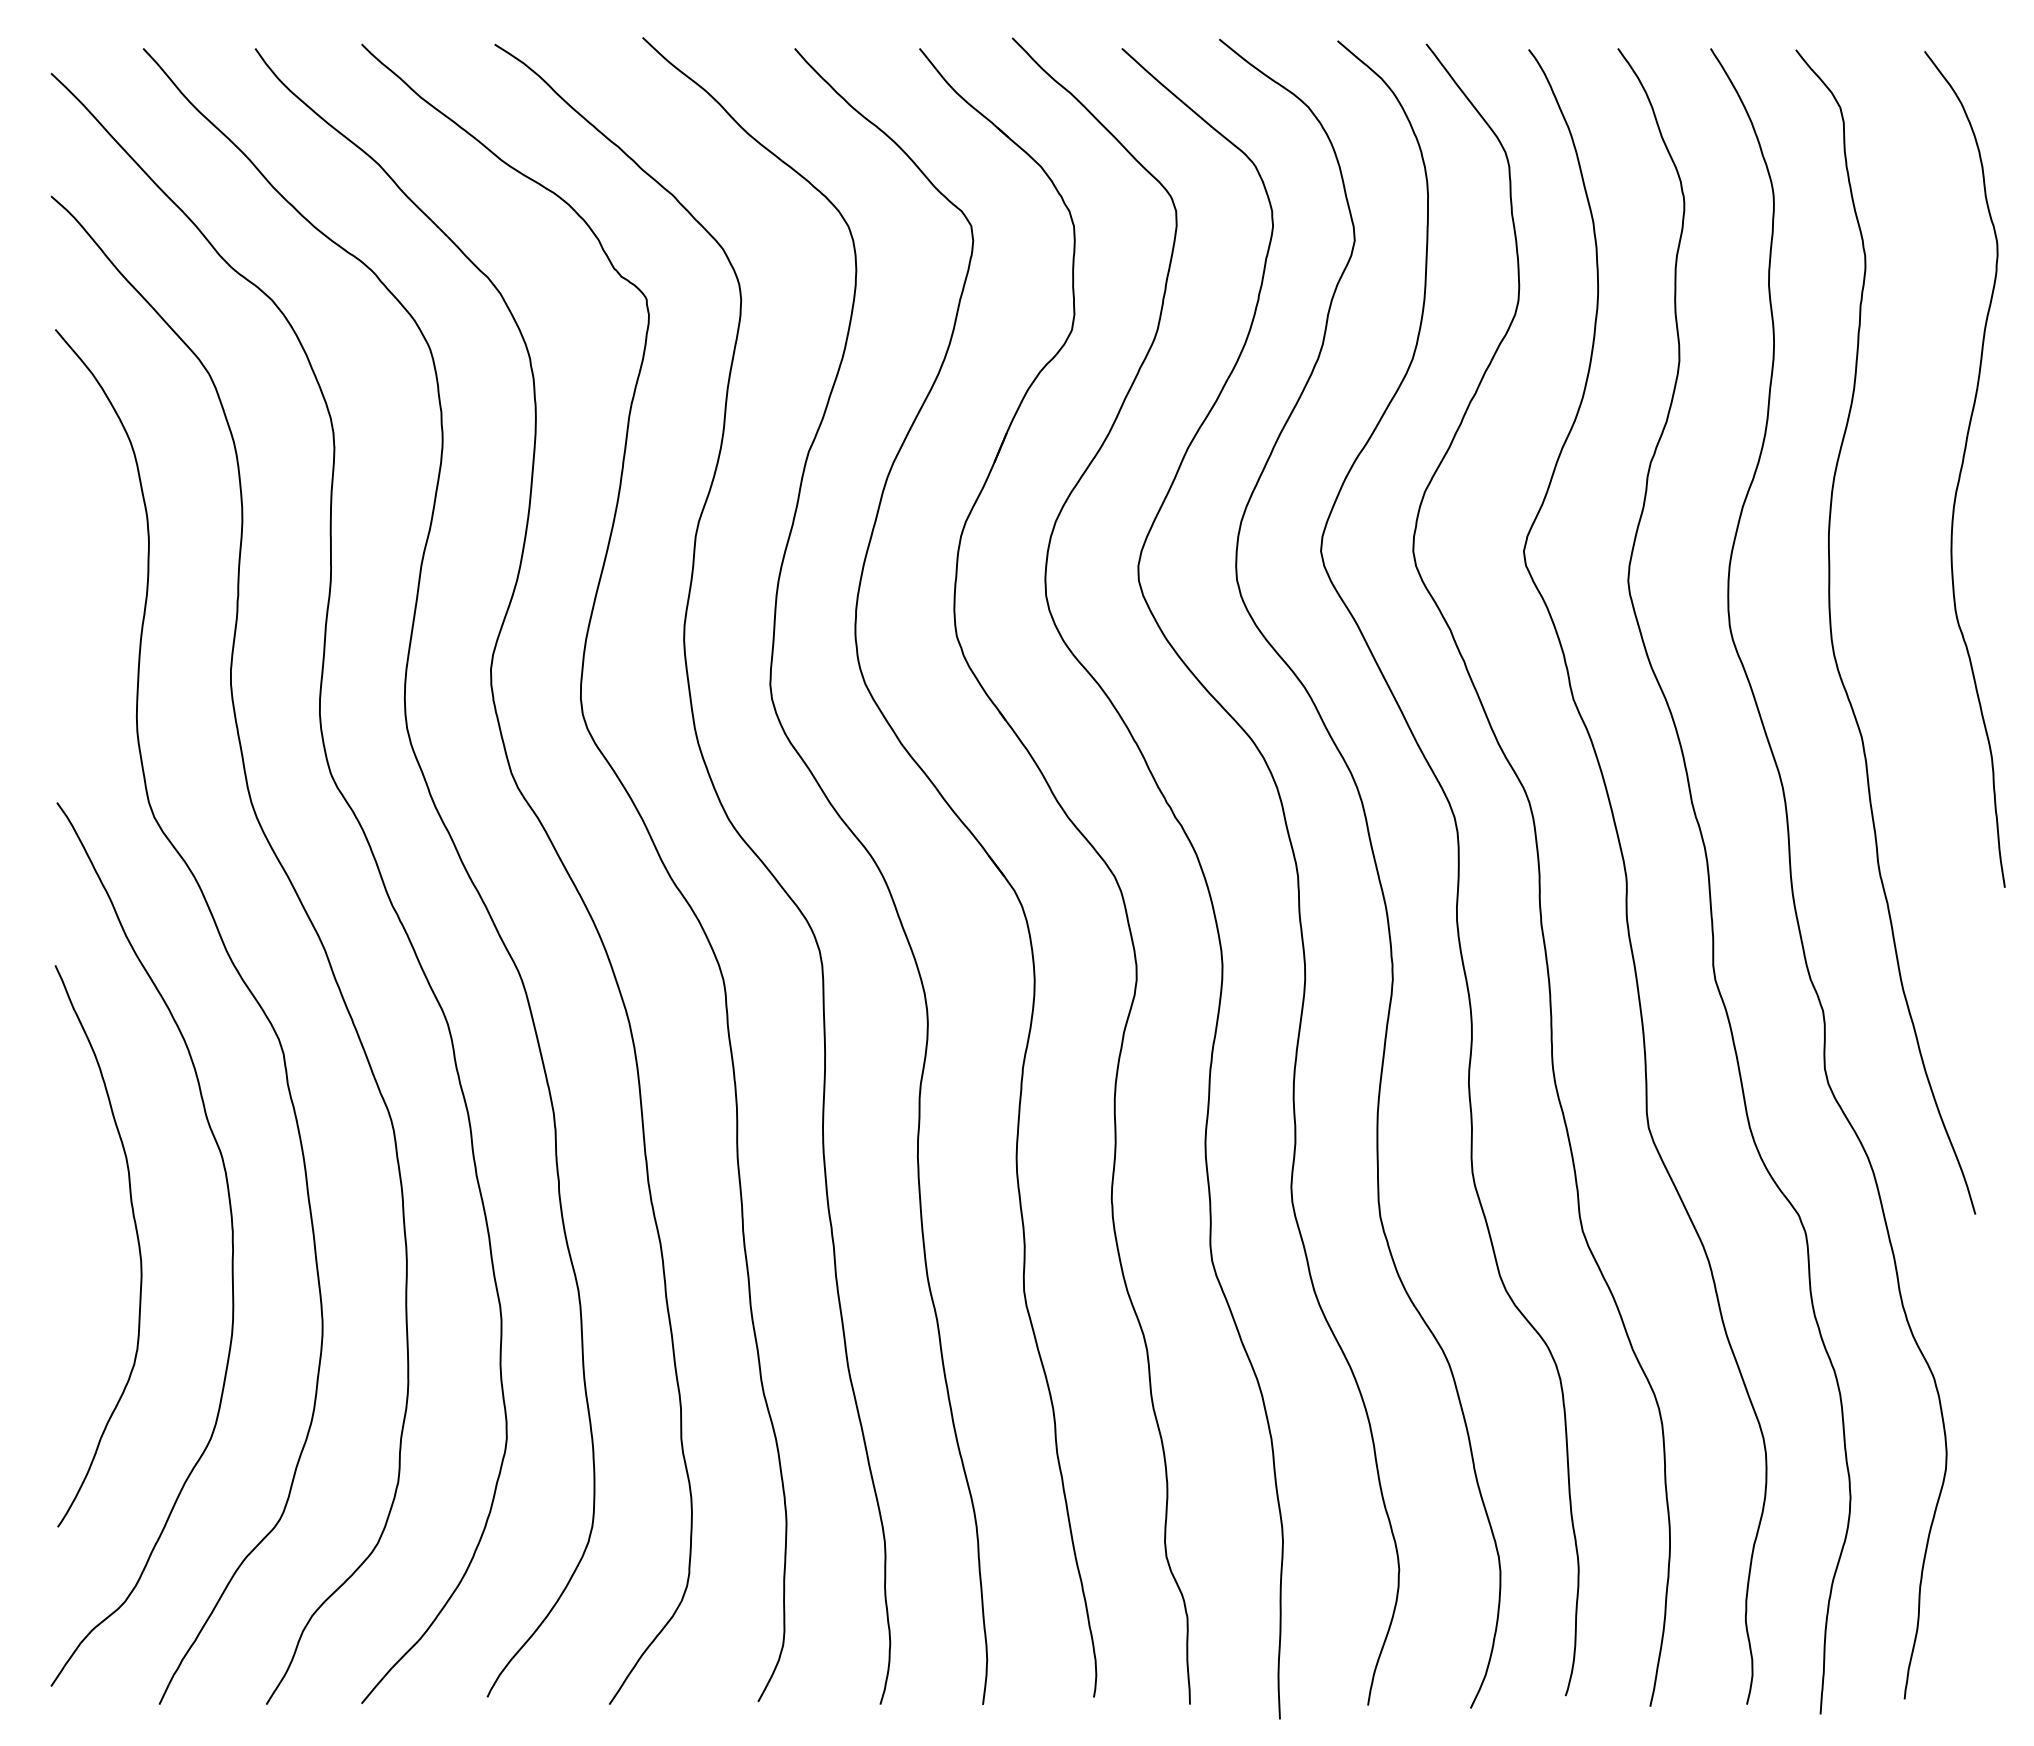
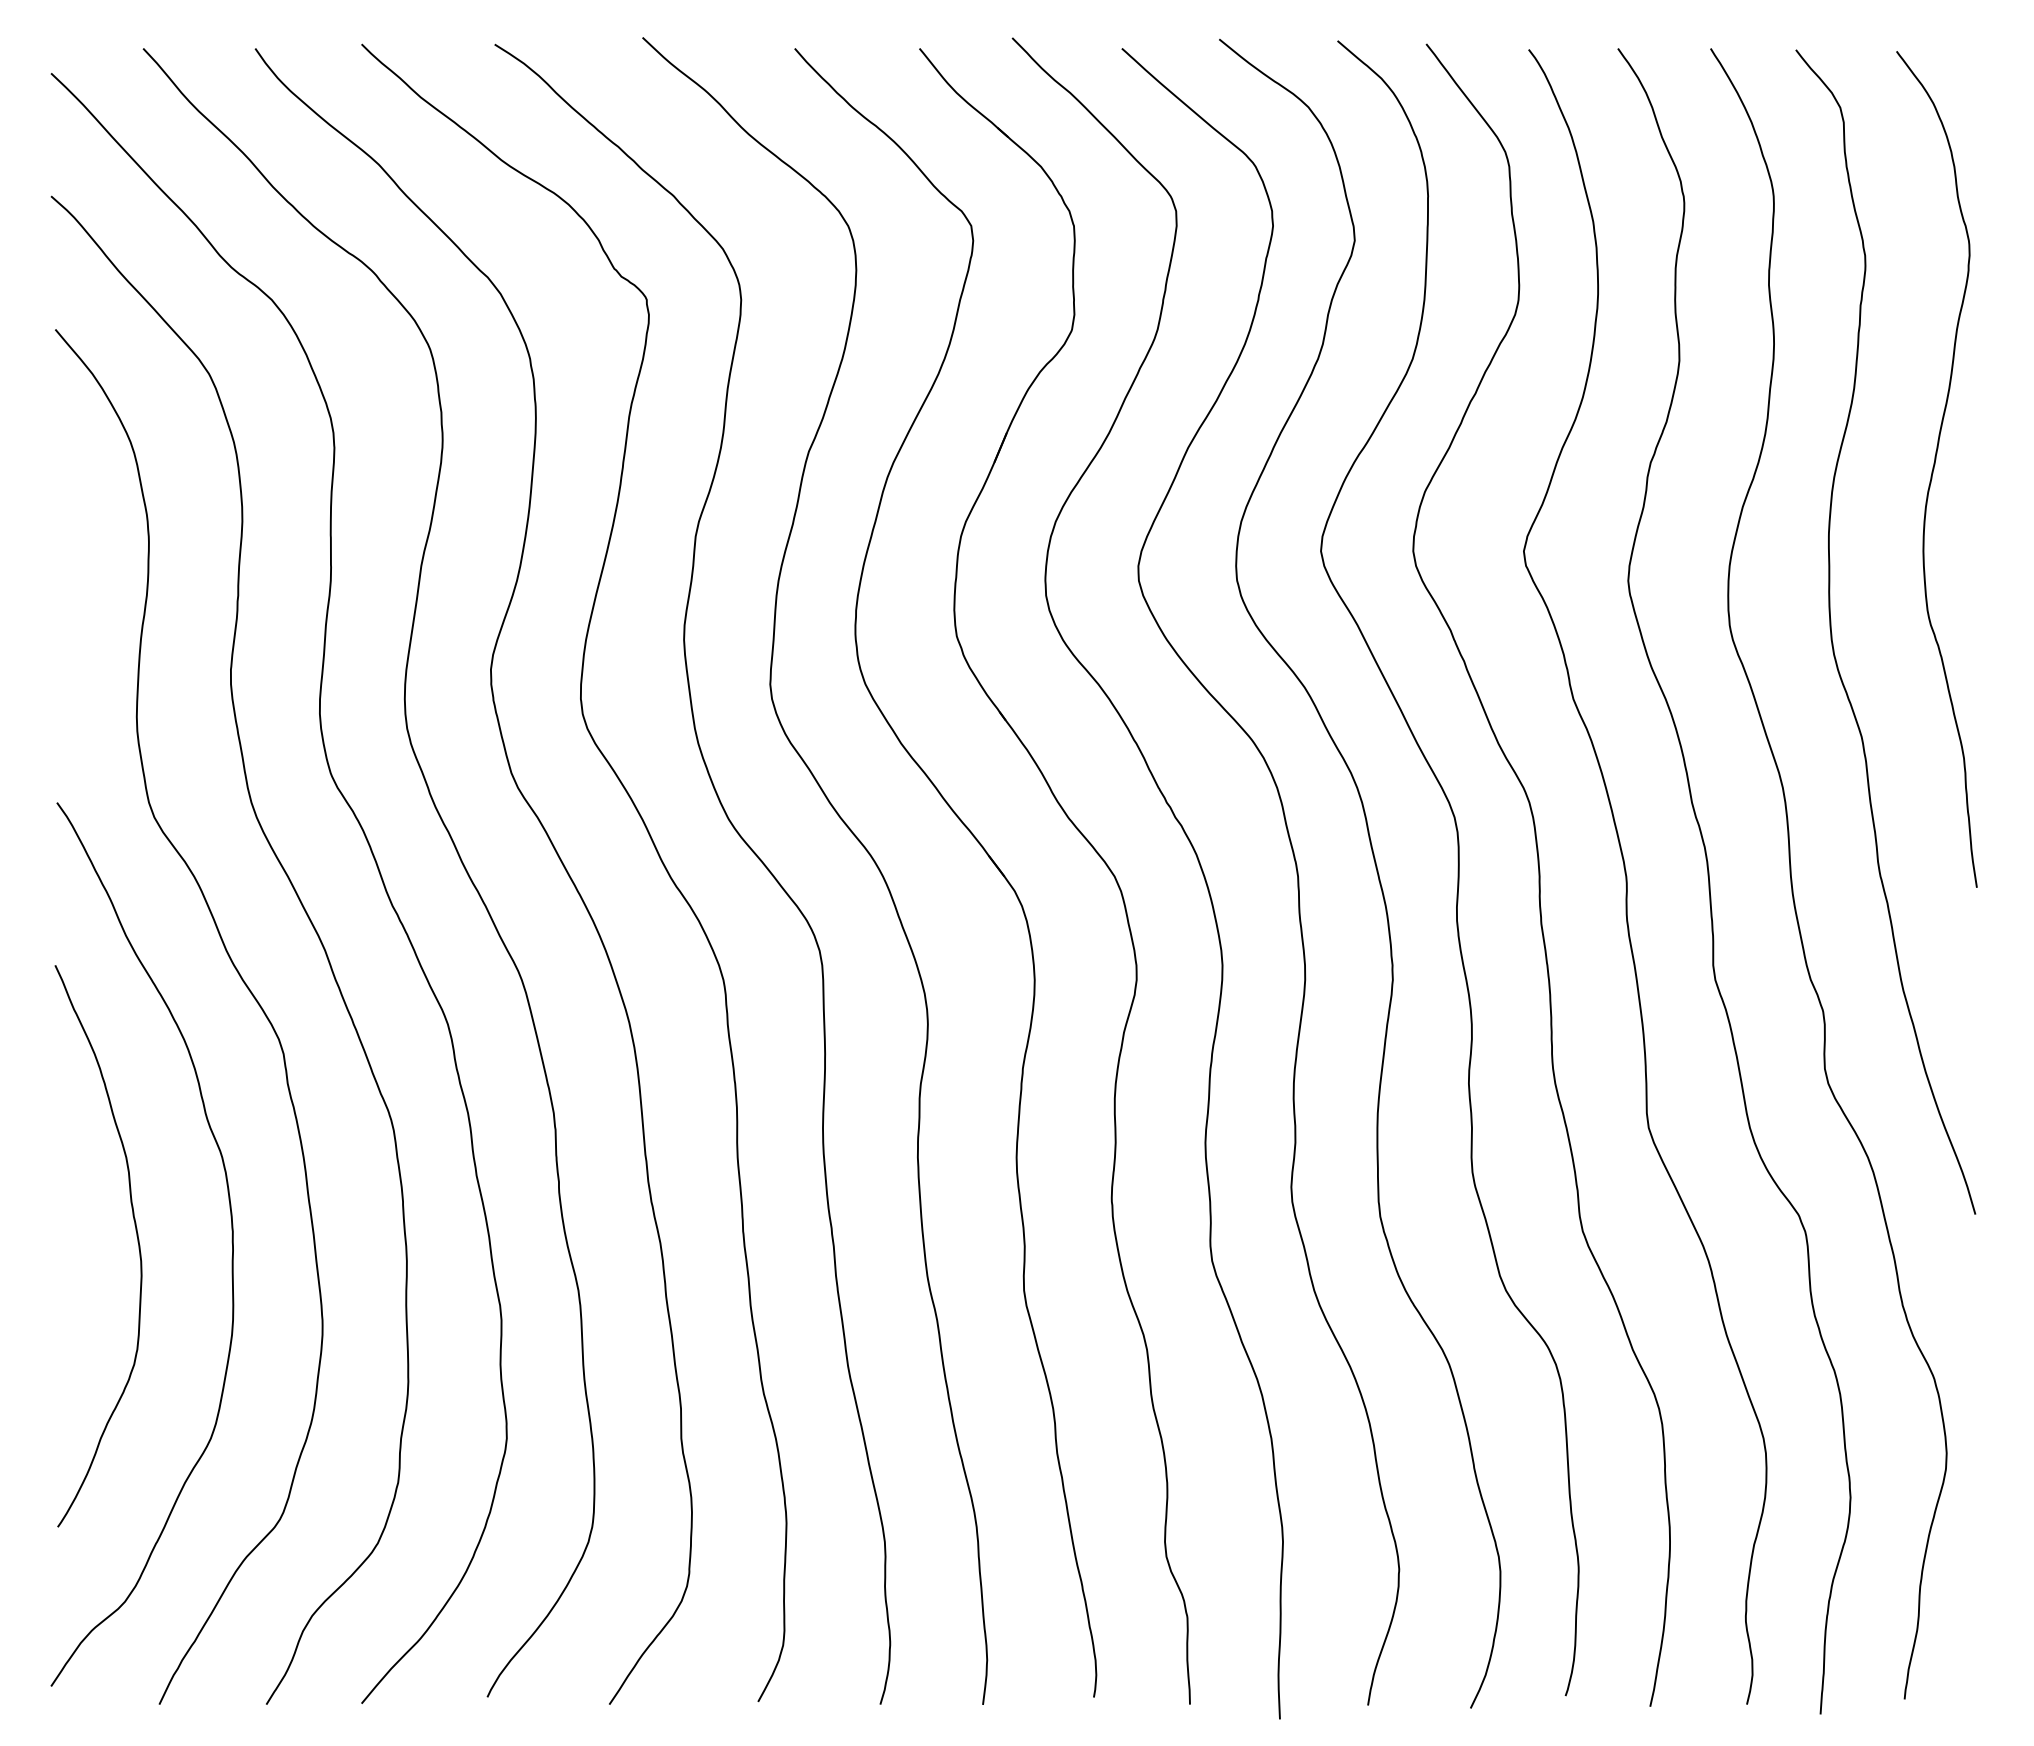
curve position: (1962, 469) -> (1934, 469) (1934, 469)
